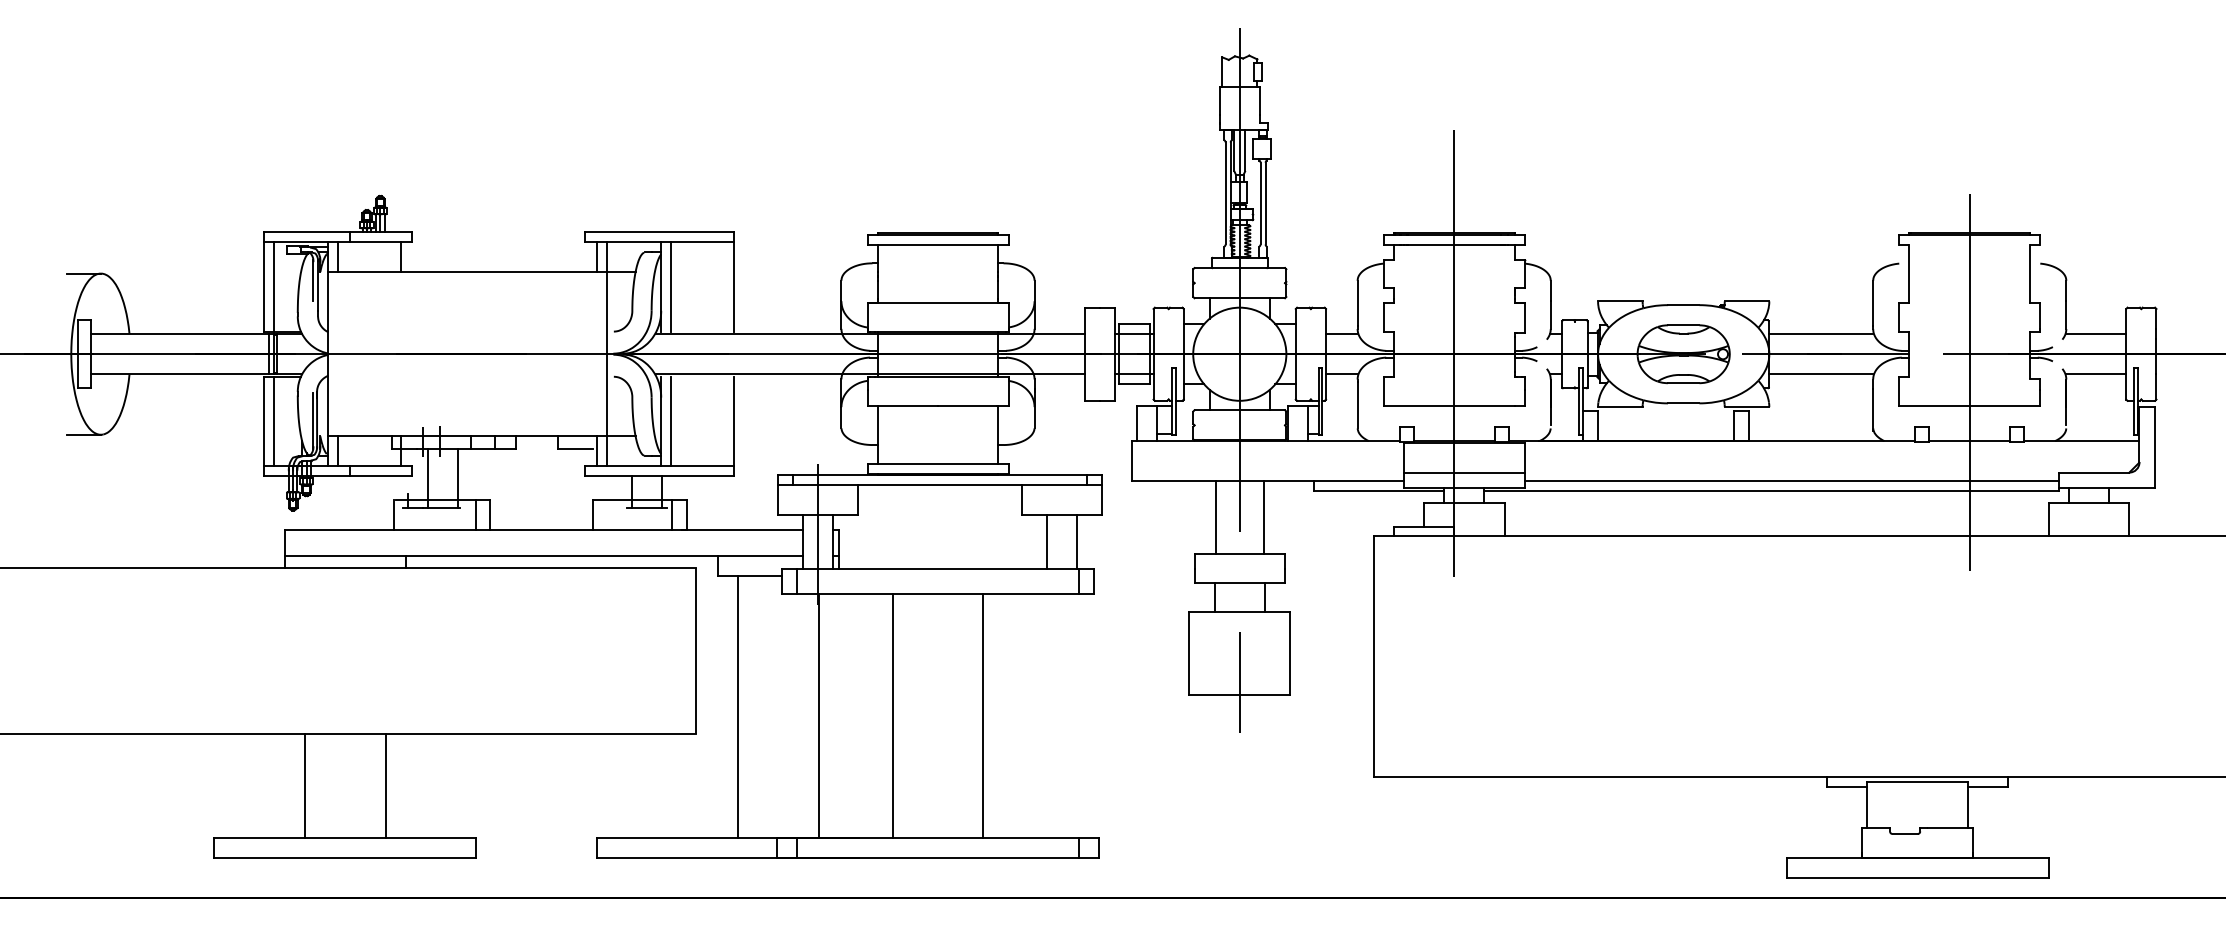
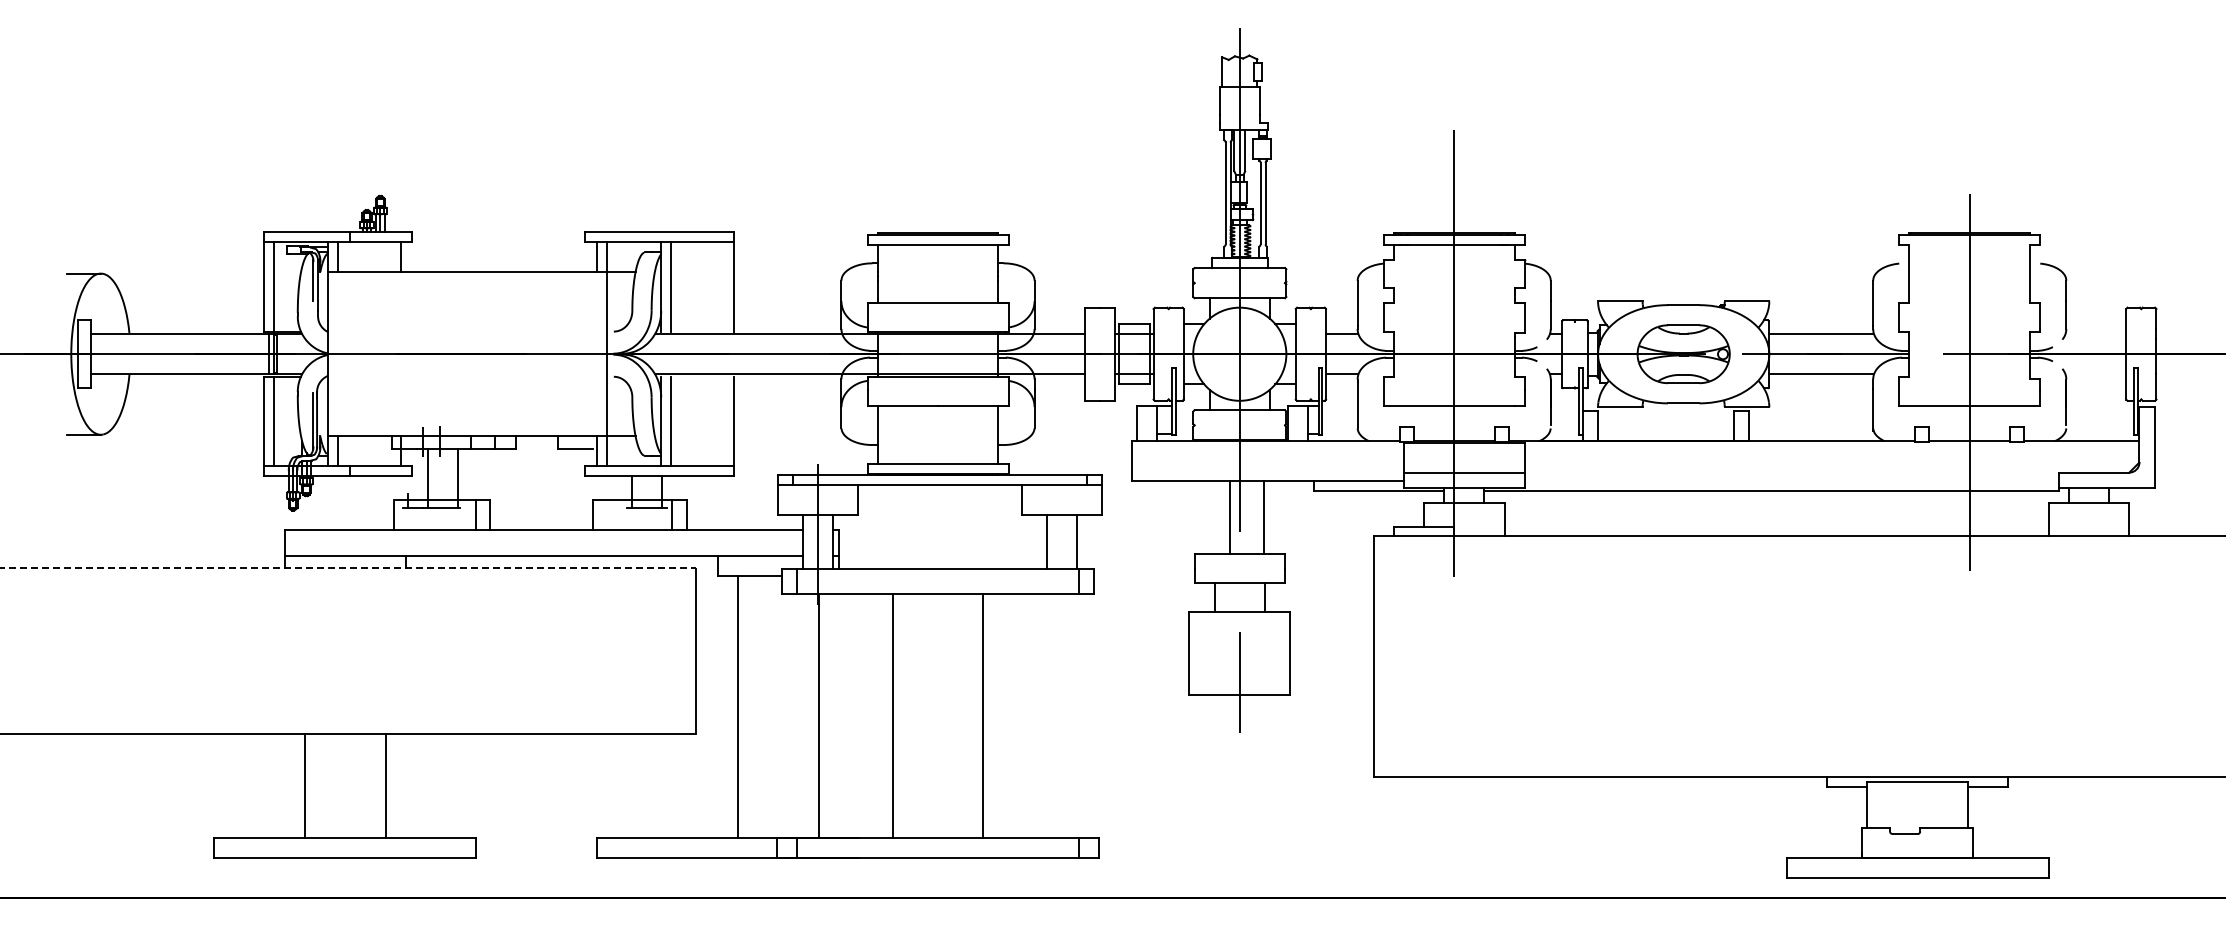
line: present -> none (2095, 334)
line: present -> none (2095, 374)
line: present -> none (1791, 481)
line position: (1215, 517) -> (1229, 517) (1229, 517)
line: solid -> dashed (348, 568)
